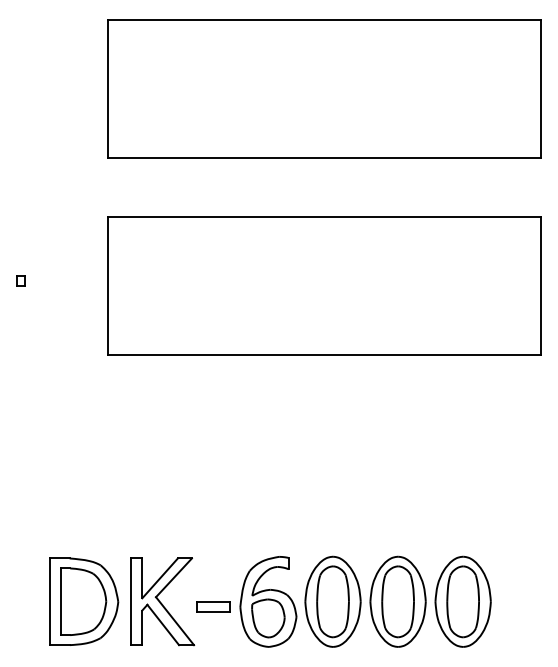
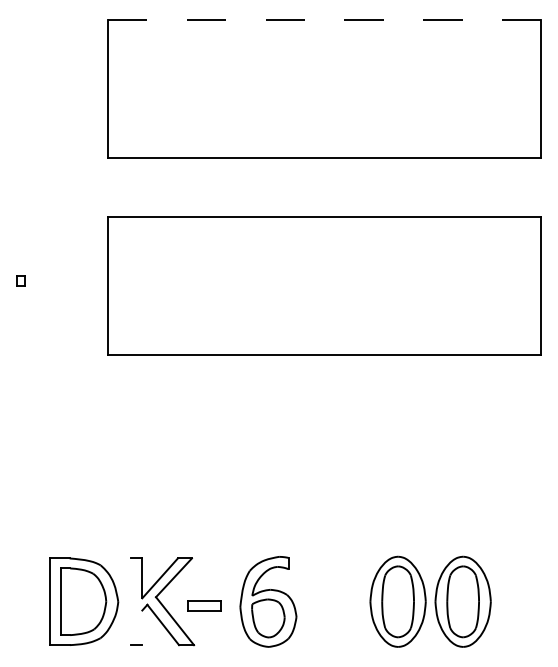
line: solid -> dashed (324, 20)
line: present -> none (130, 601)
part: present -> none (332, 601)
part position: (213, 606) -> (204, 605) (204, 605)
line: present -> none (142, 627)
